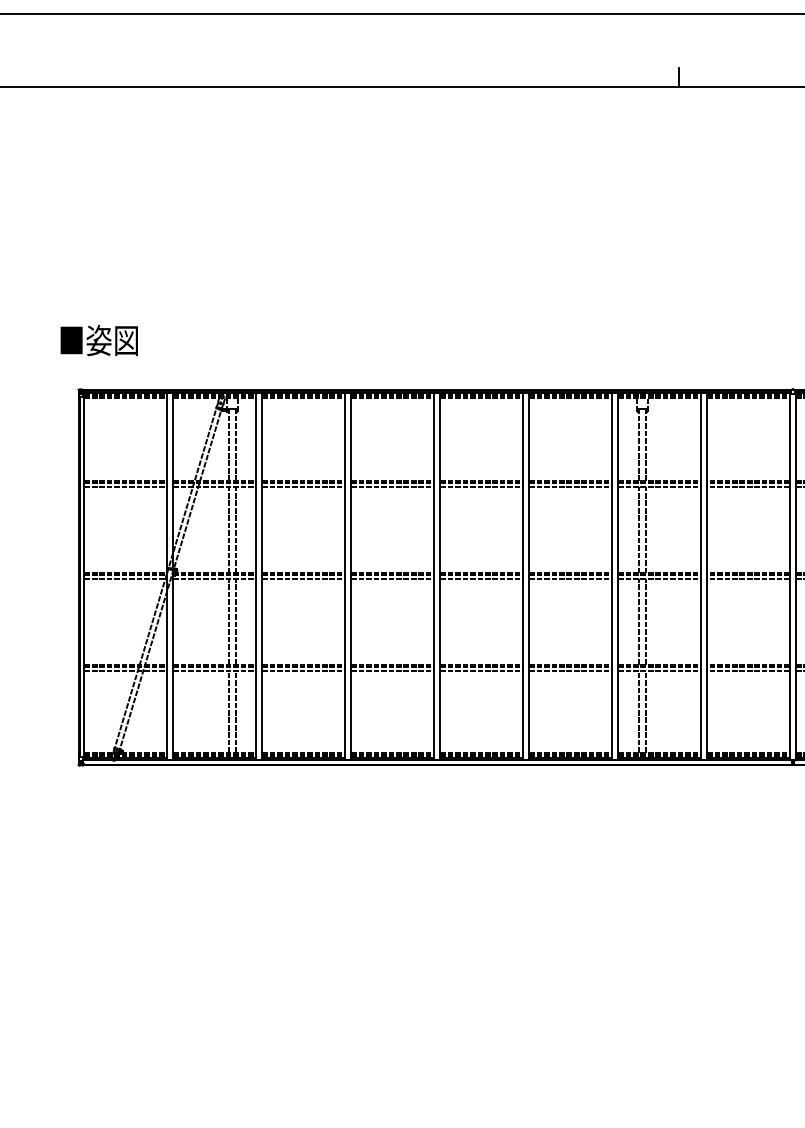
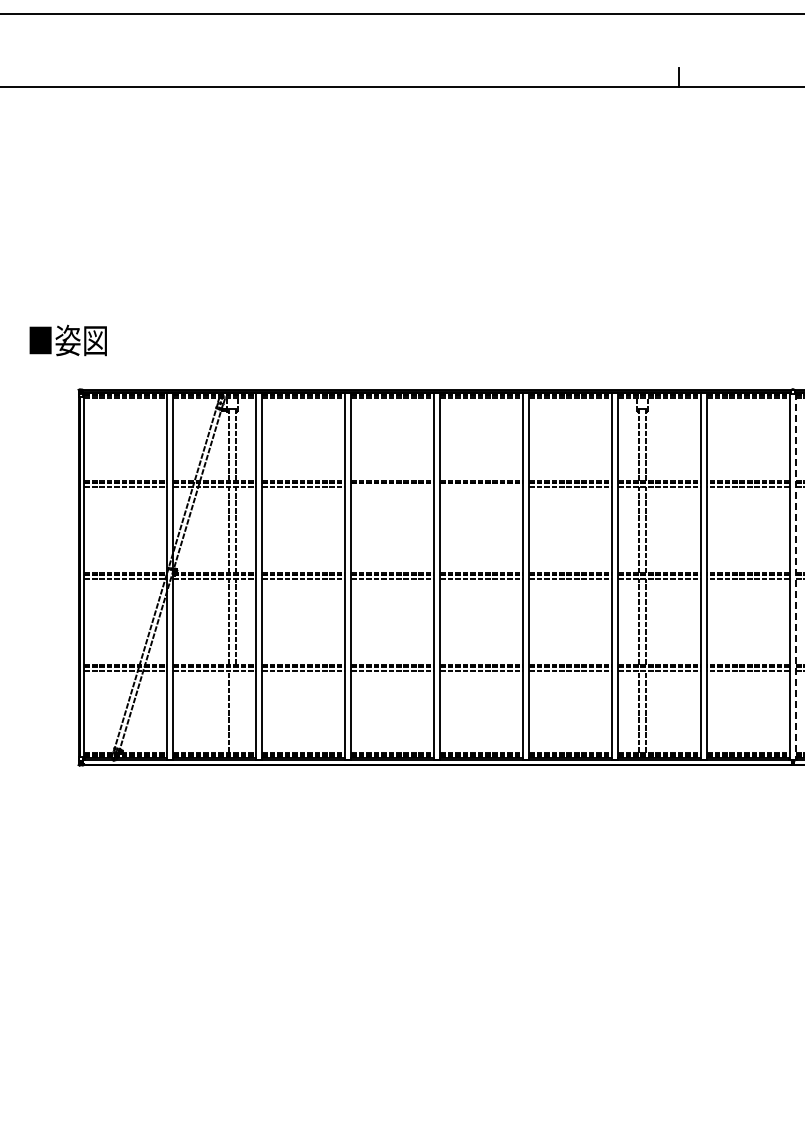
text position: (98, 340) -> (67, 340) (67, 340)
line: present -> none (392, 486)
line: present -> none (481, 486)
line: solid -> dashed (796, 576)
line: present -> none (235, 711)
